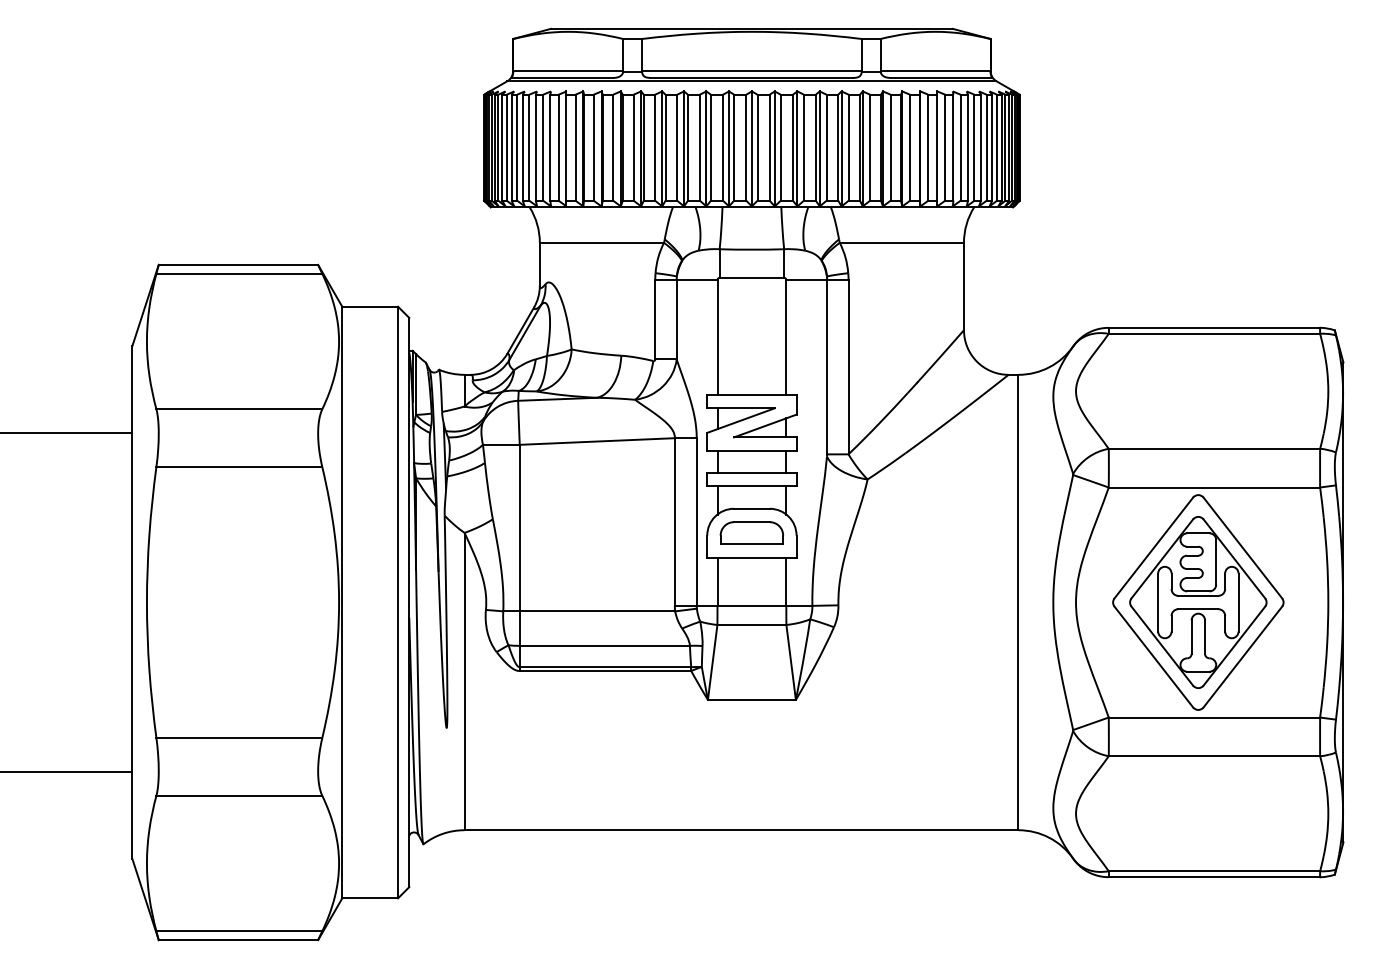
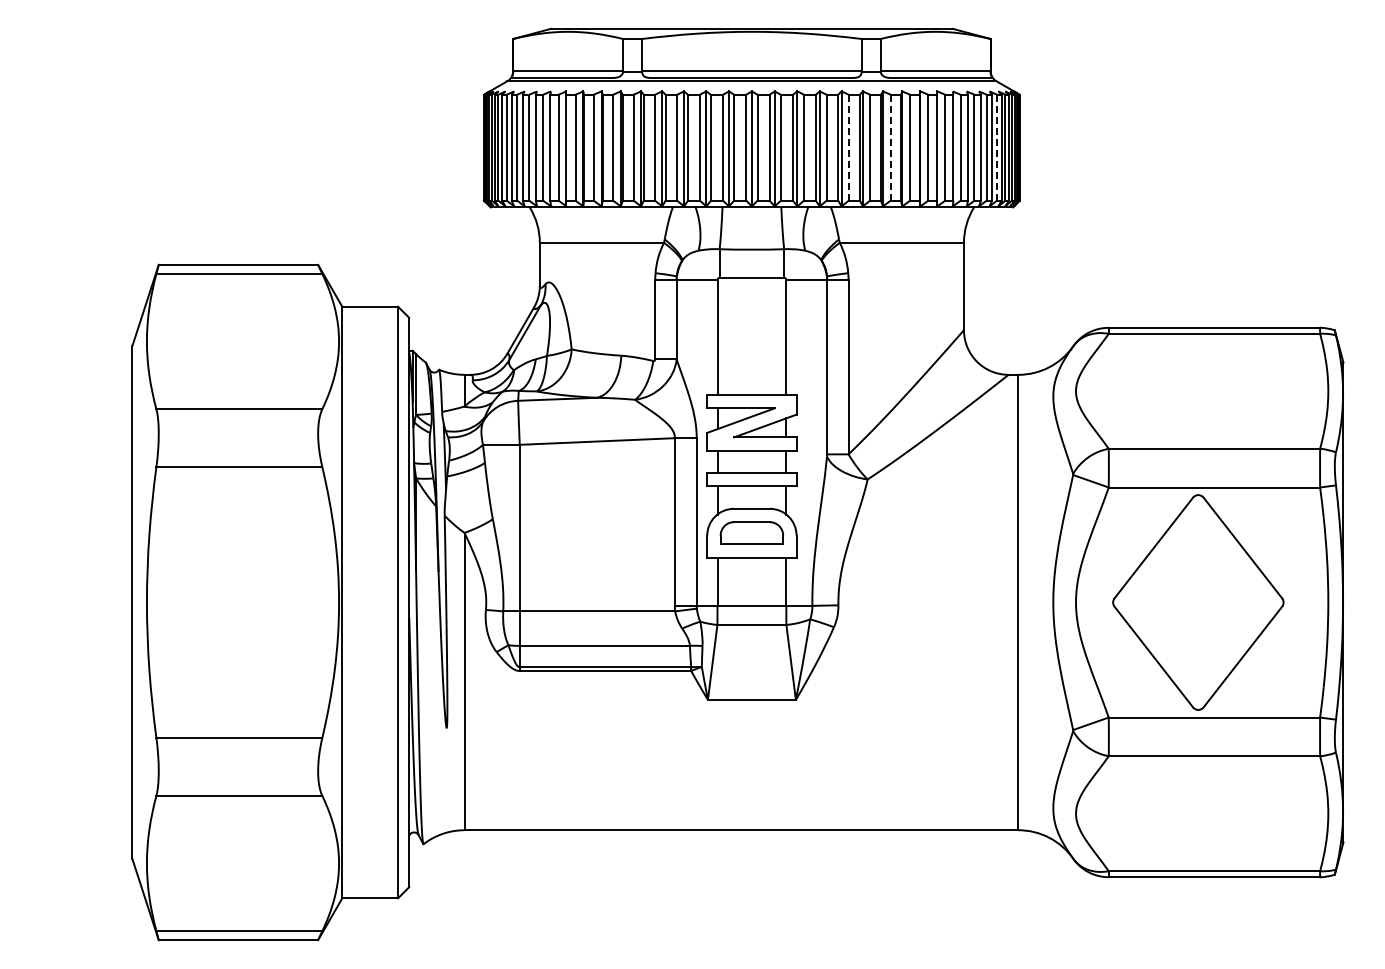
line: solid -> dashed (848, 147)
line: solid -> dashed (890, 147)
line: solid -> dashed (996, 147)
line: present -> none (67, 432)
part: present -> none (1198, 602)
line: present -> none (67, 772)
